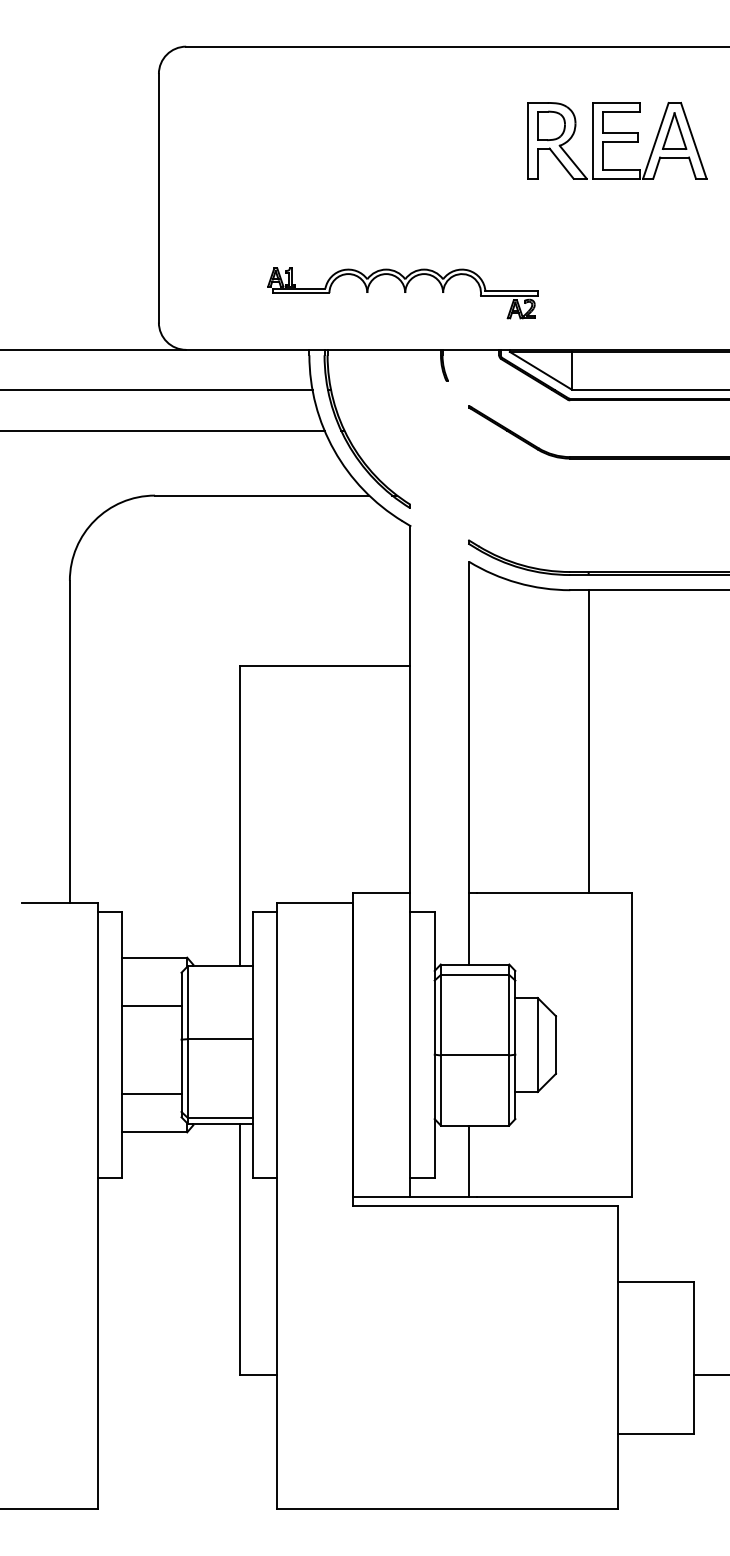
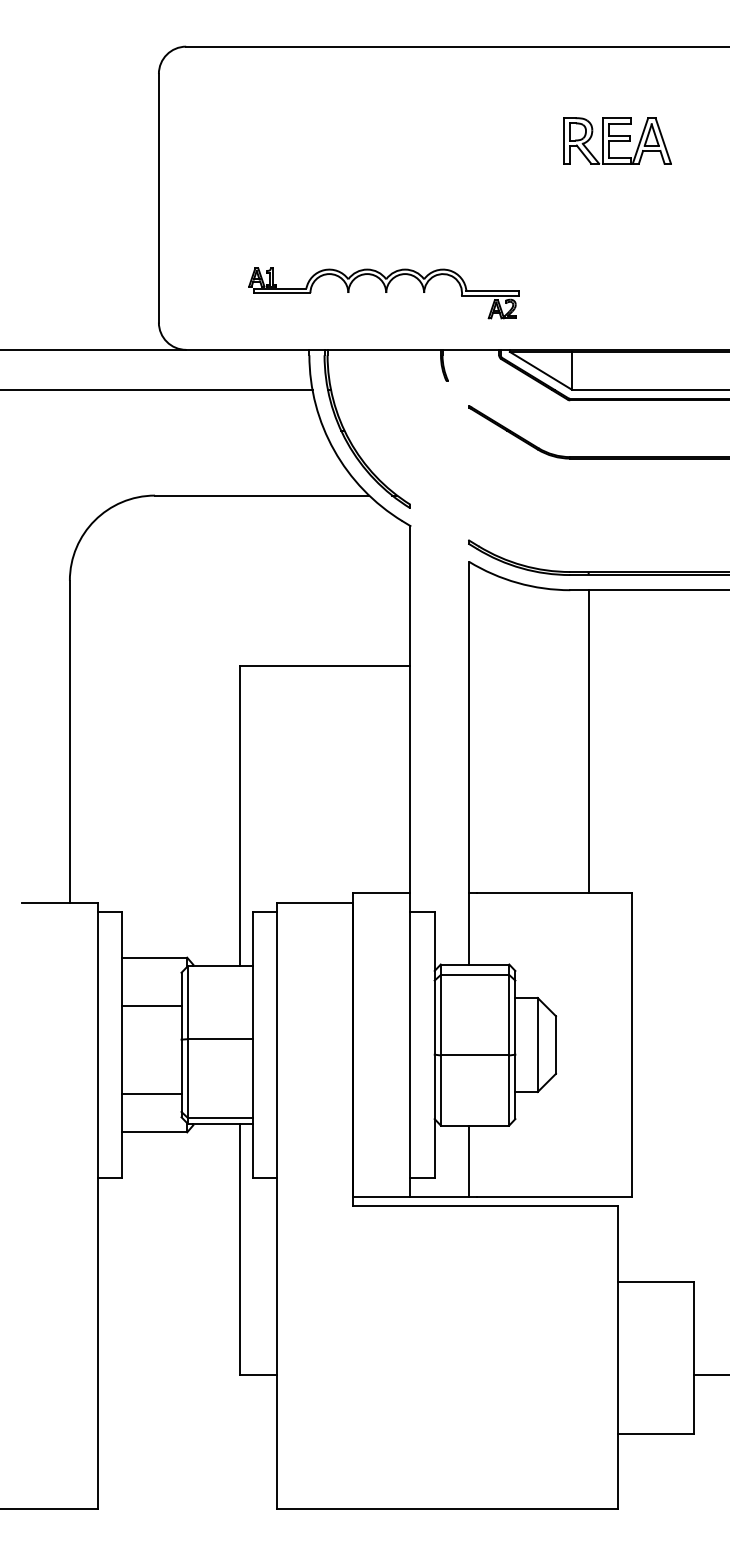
part size: 181x78 px -> 109x48 px (617, 140)
part position: (402, 293) -> (383, 293) (383, 293)
line: present -> none (163, 430)
